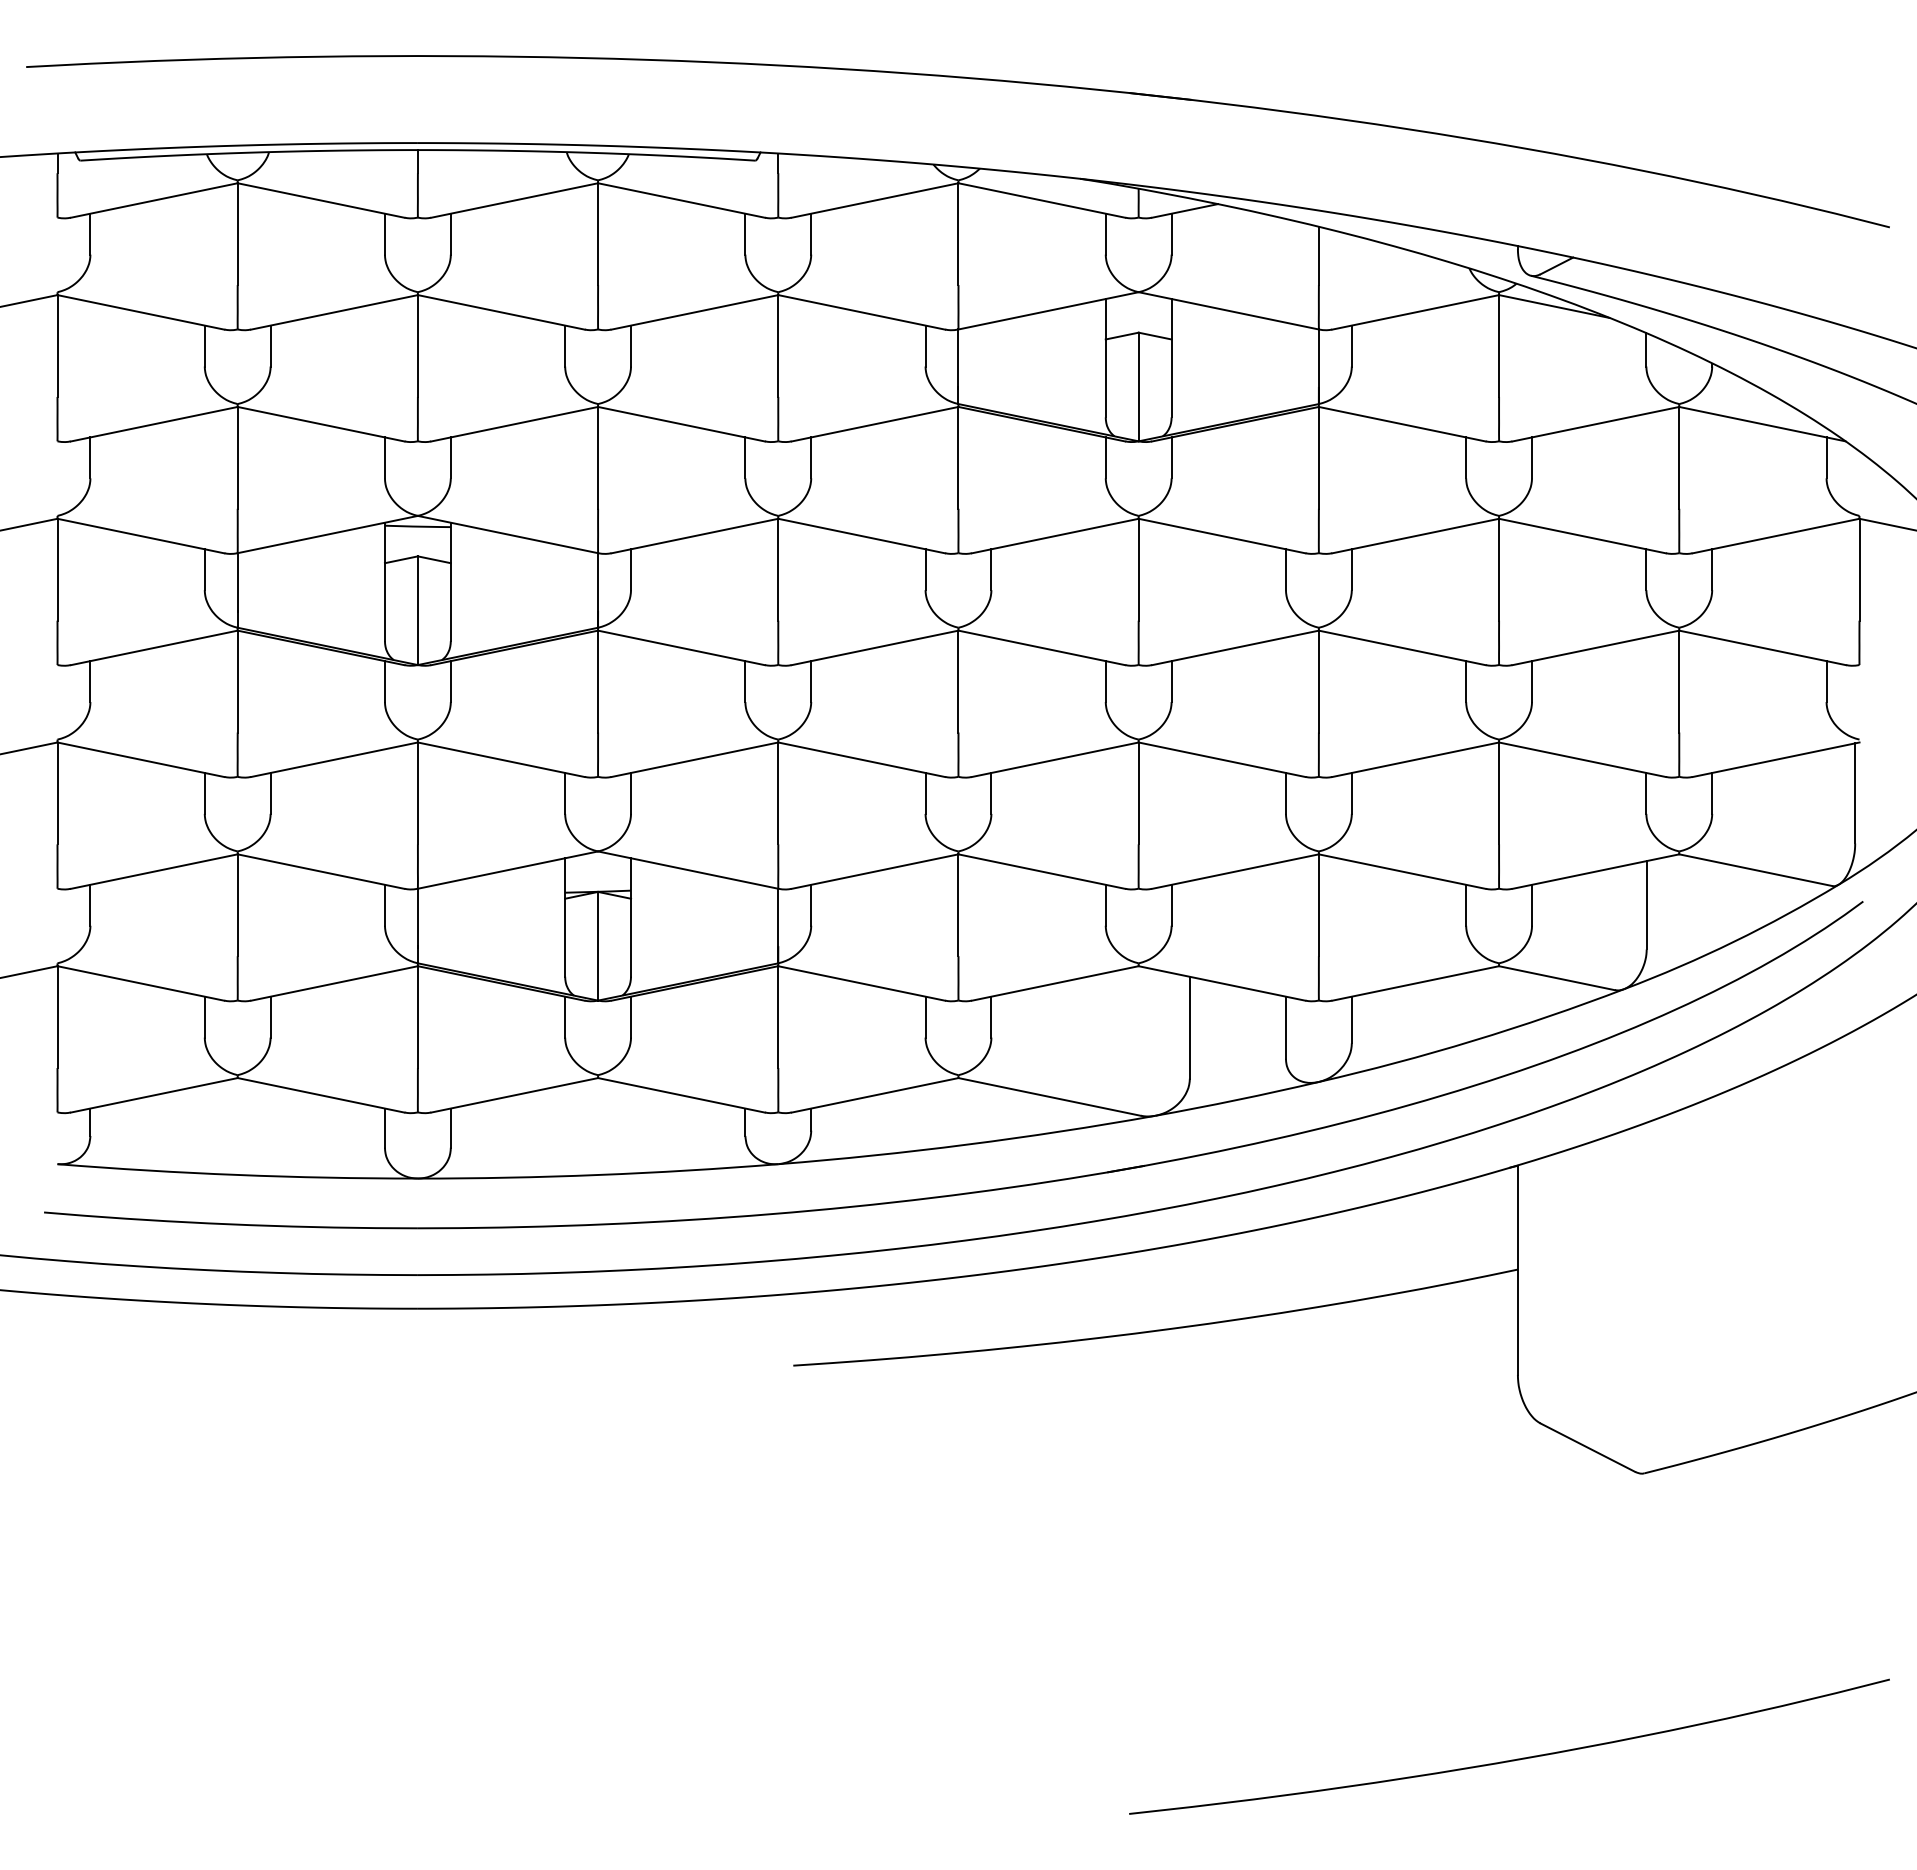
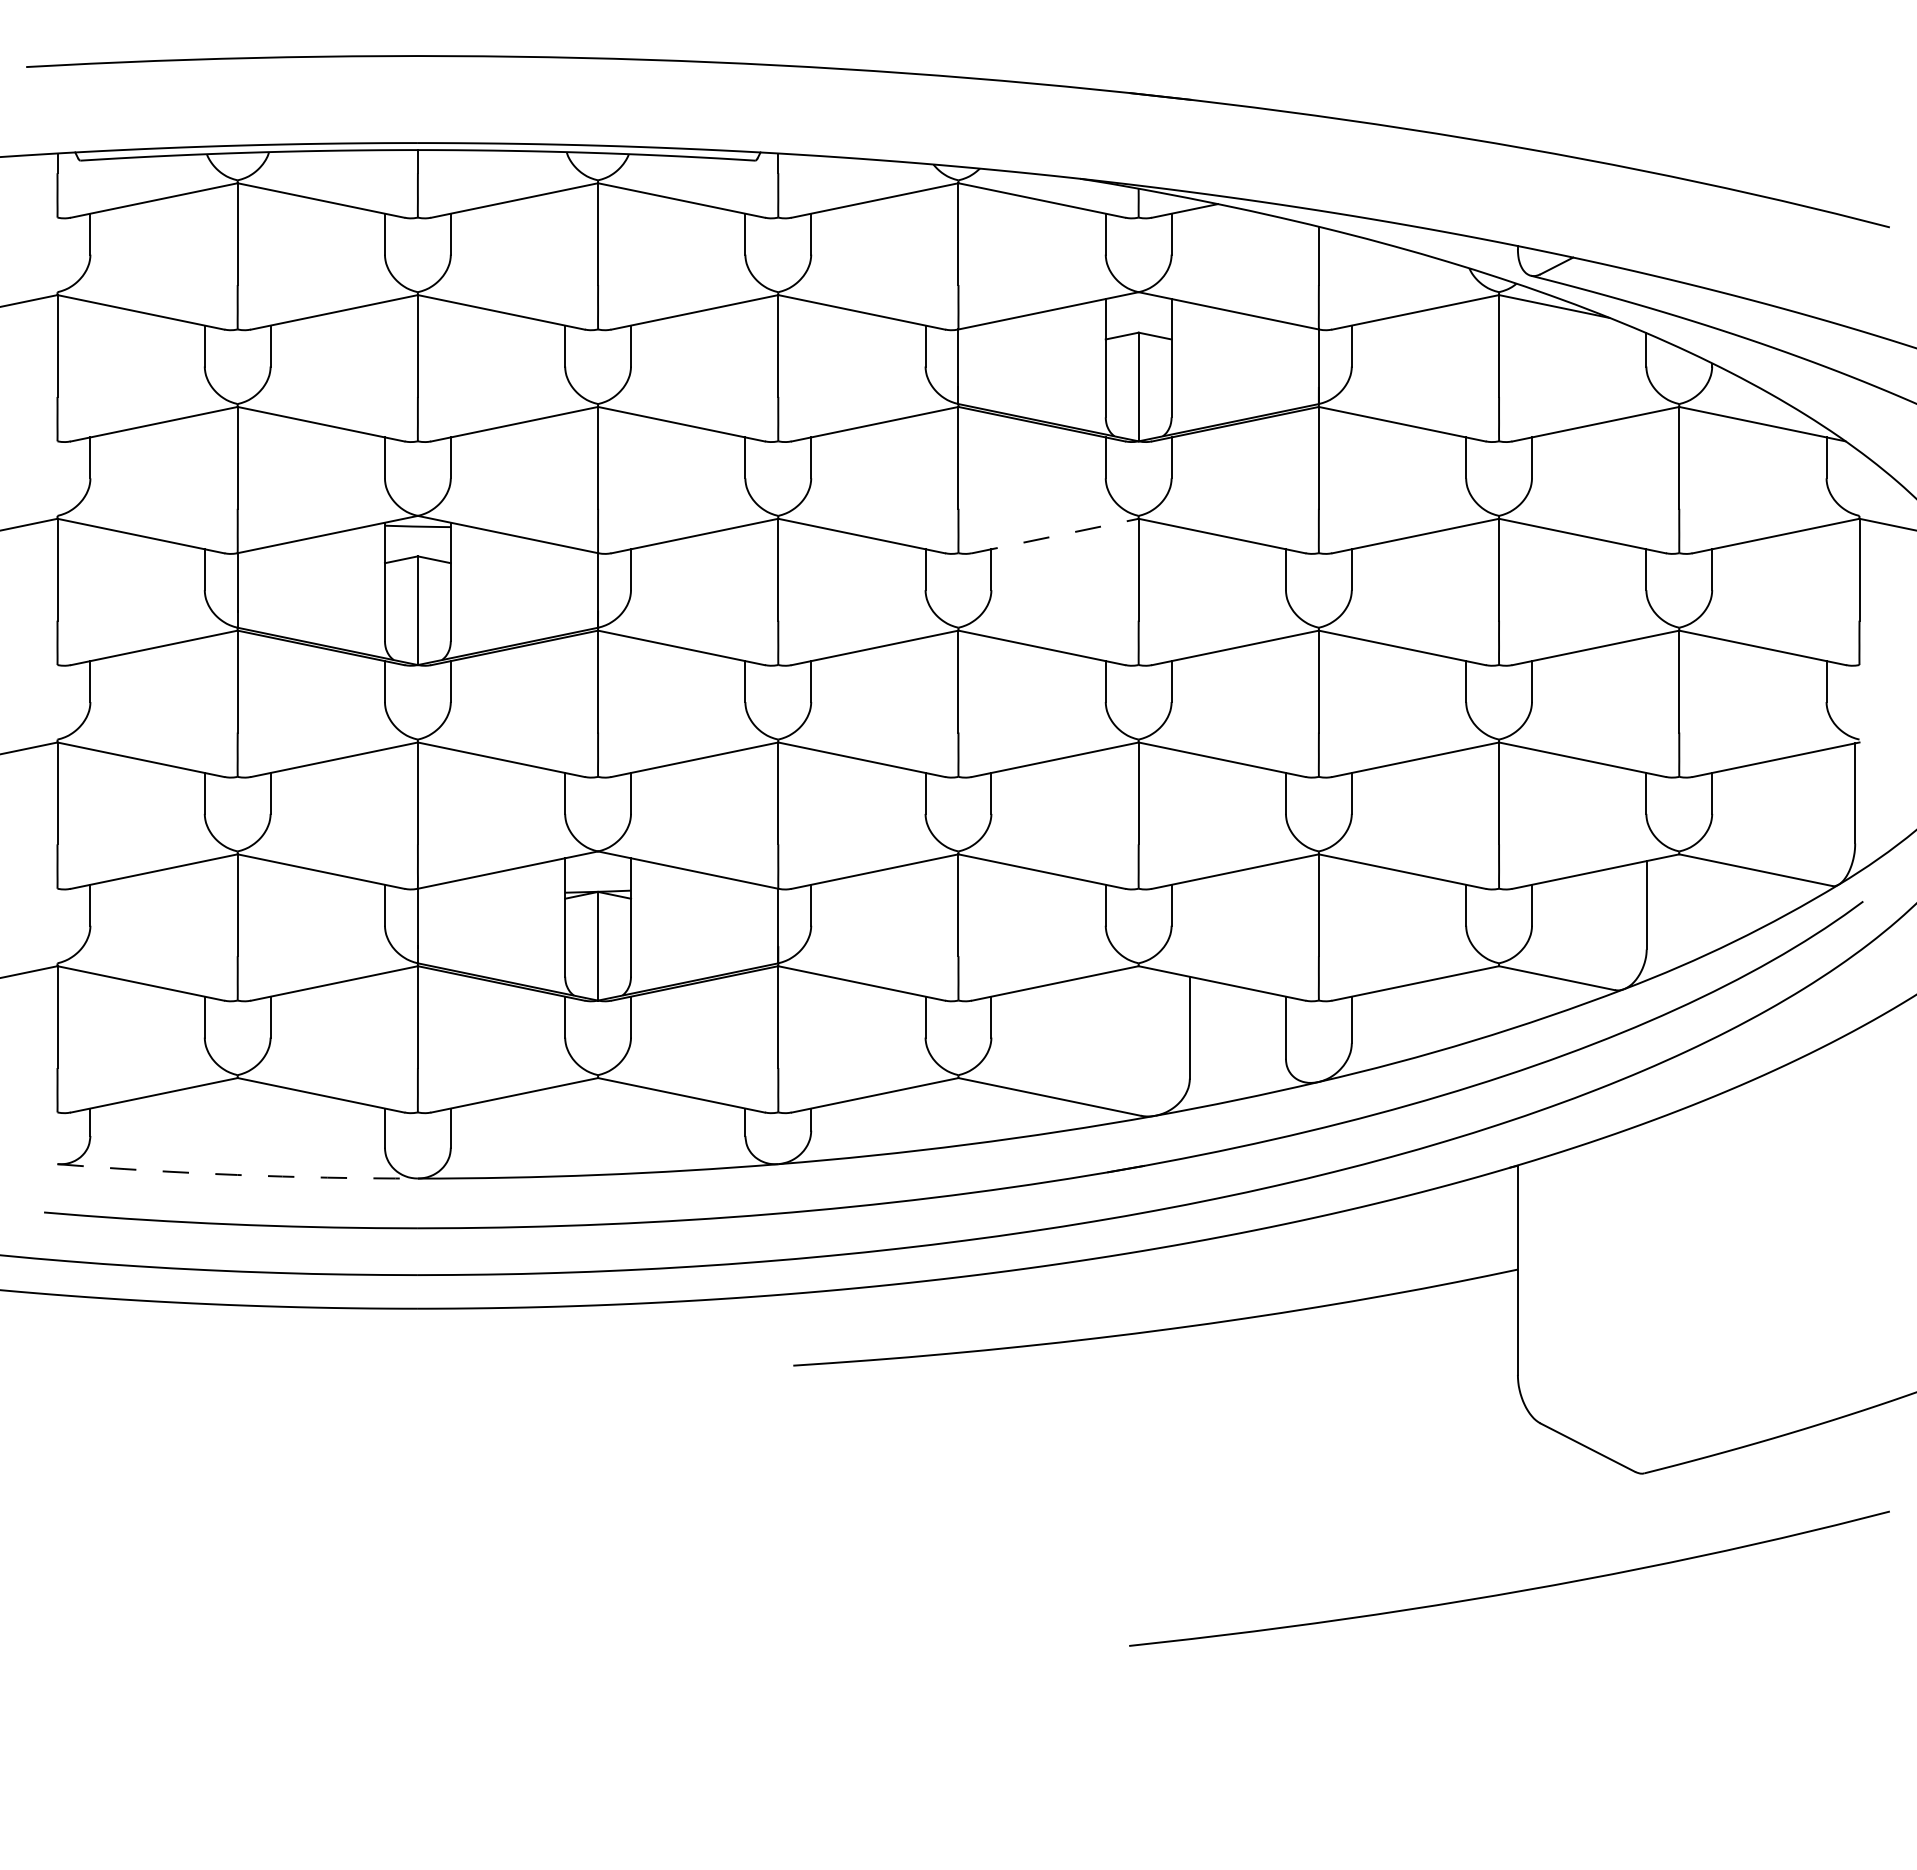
line: solid -> dashed (1055, 535)
arc: solid -> dashed (237, 1174)
curve position: (1511, 1759) -> (1511, 1591) (1511, 1591)
